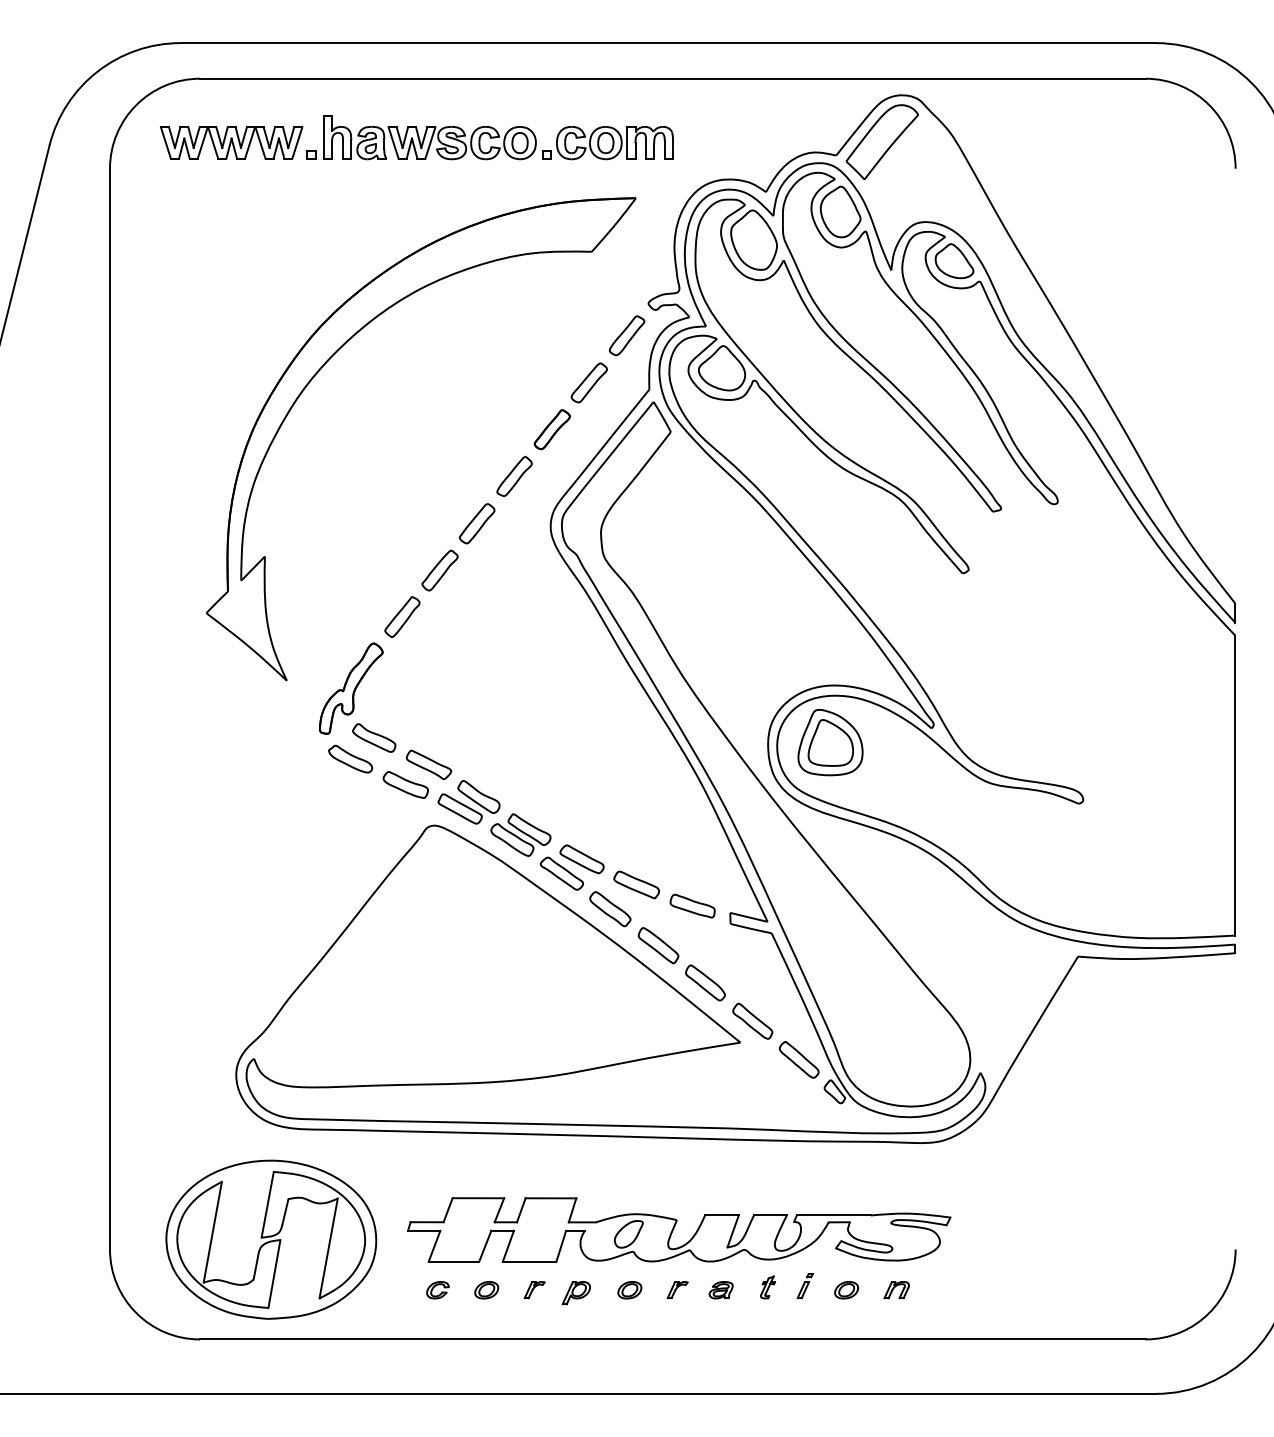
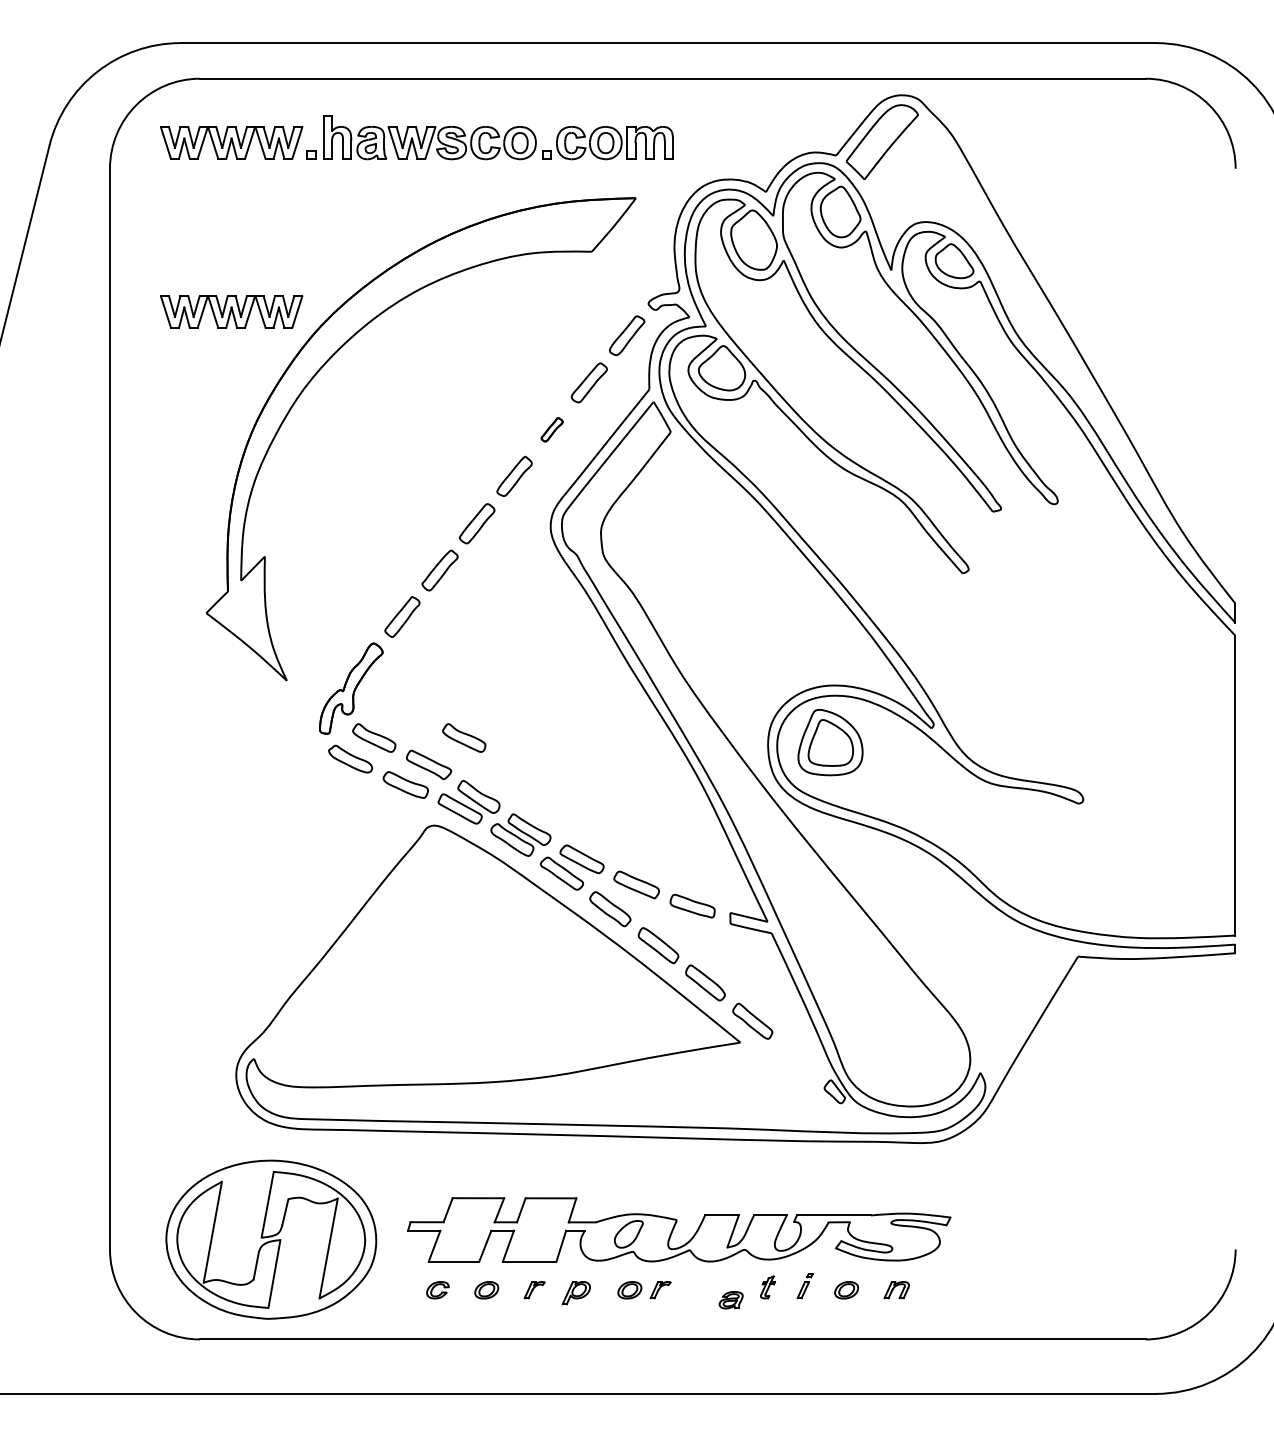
part: none -> present (231, 311)
part size: 38x42 px -> 24x26 px (551, 429)
part: none -> present (464, 737)
part: present -> none (798, 1059)
part position: (677, 1290) -> (660, 1290) (660, 1290)
part position: (720, 1290) -> (730, 1300) (730, 1300)
